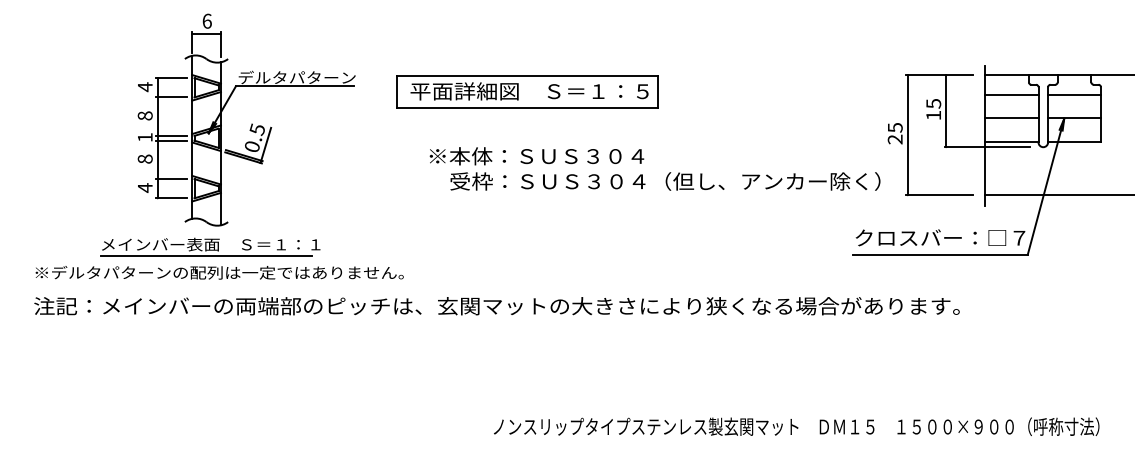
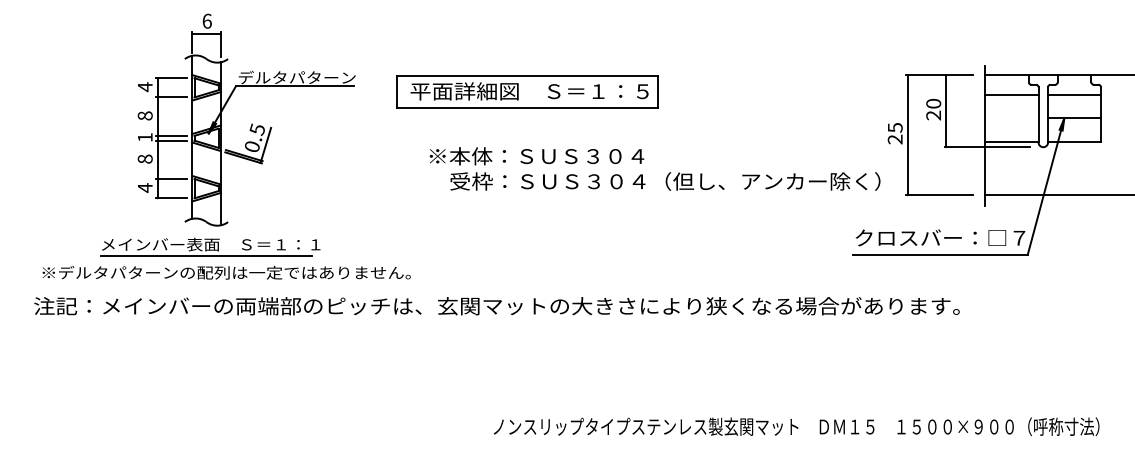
text: 15 -> 20 (933, 109)
line: present -> none (1011, 118)
text position: (219, 272) -> (226, 272) (226, 272)
